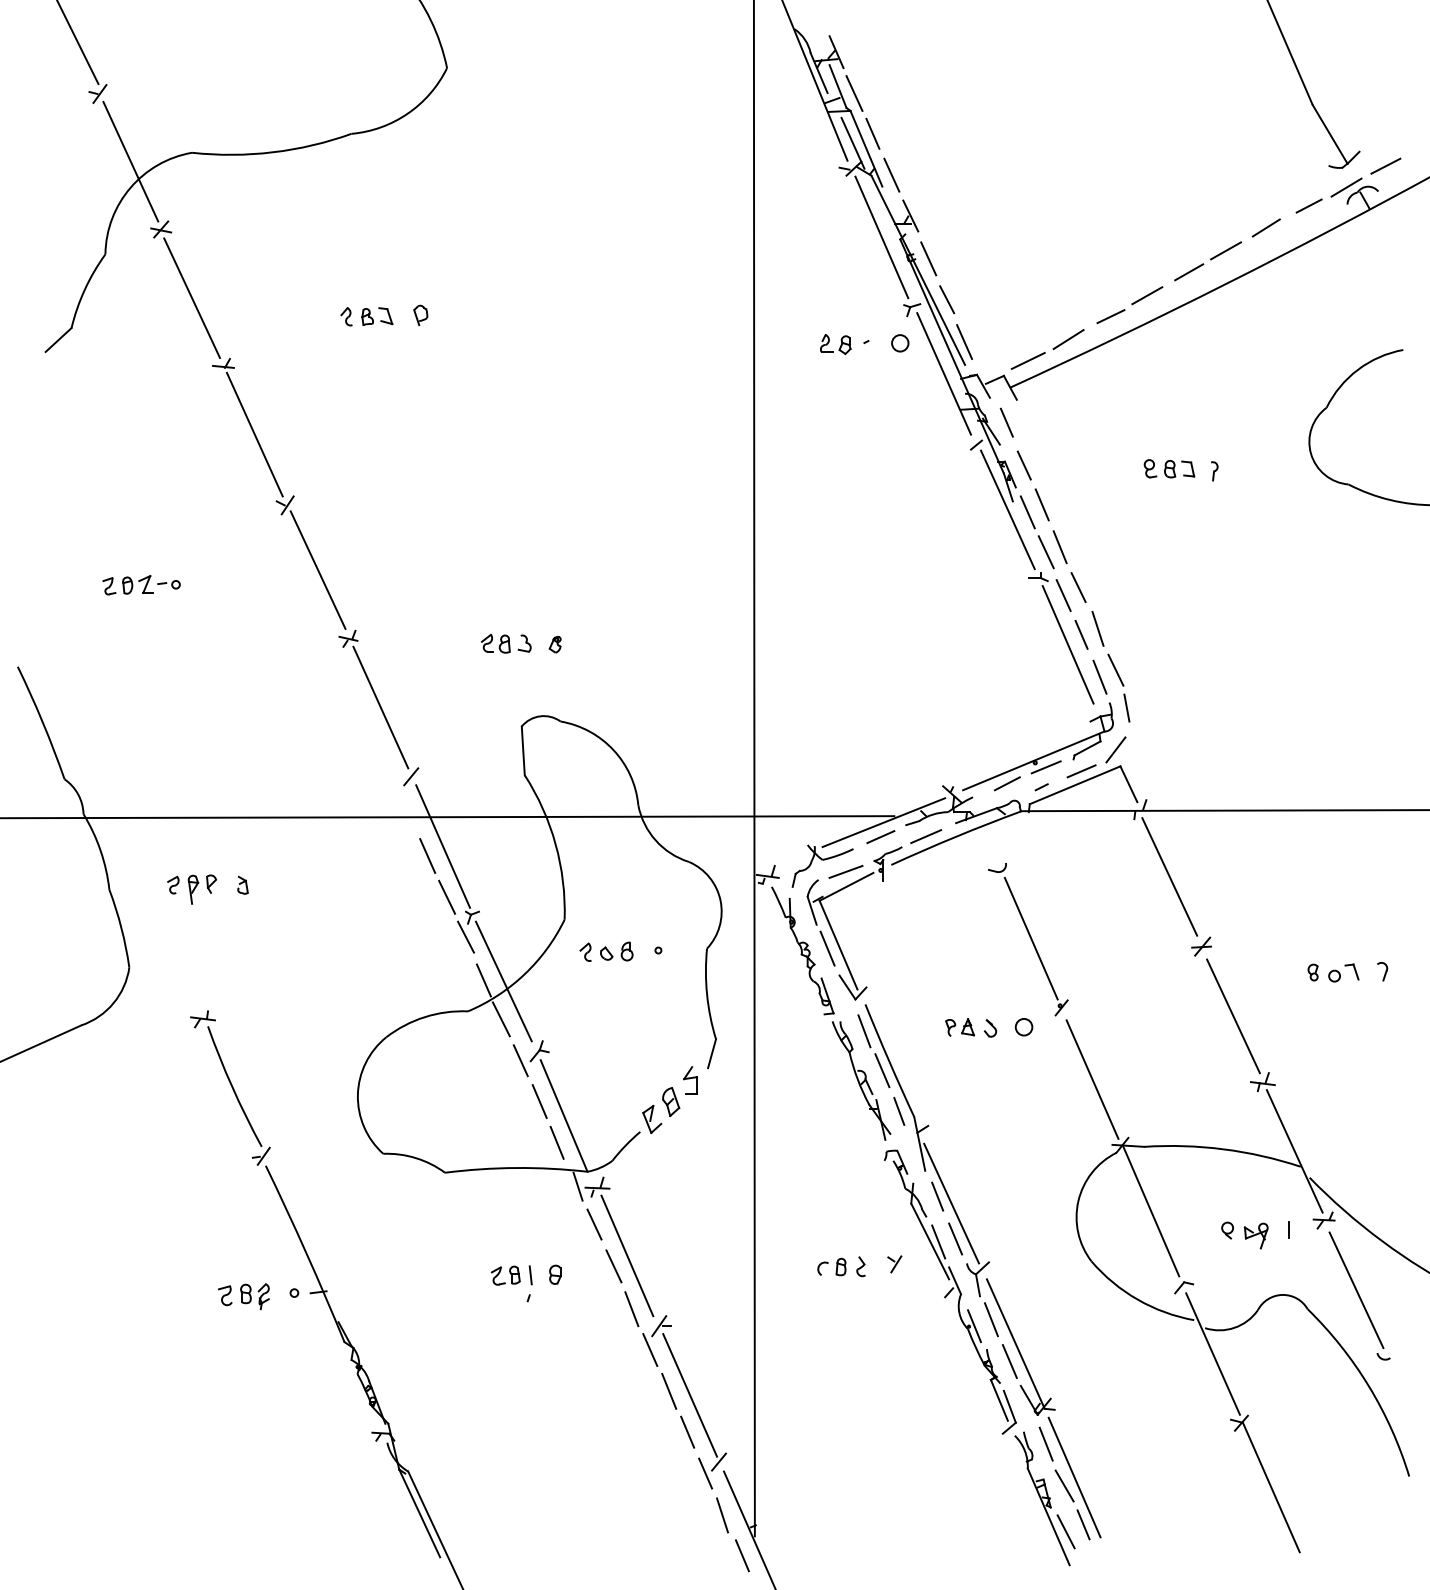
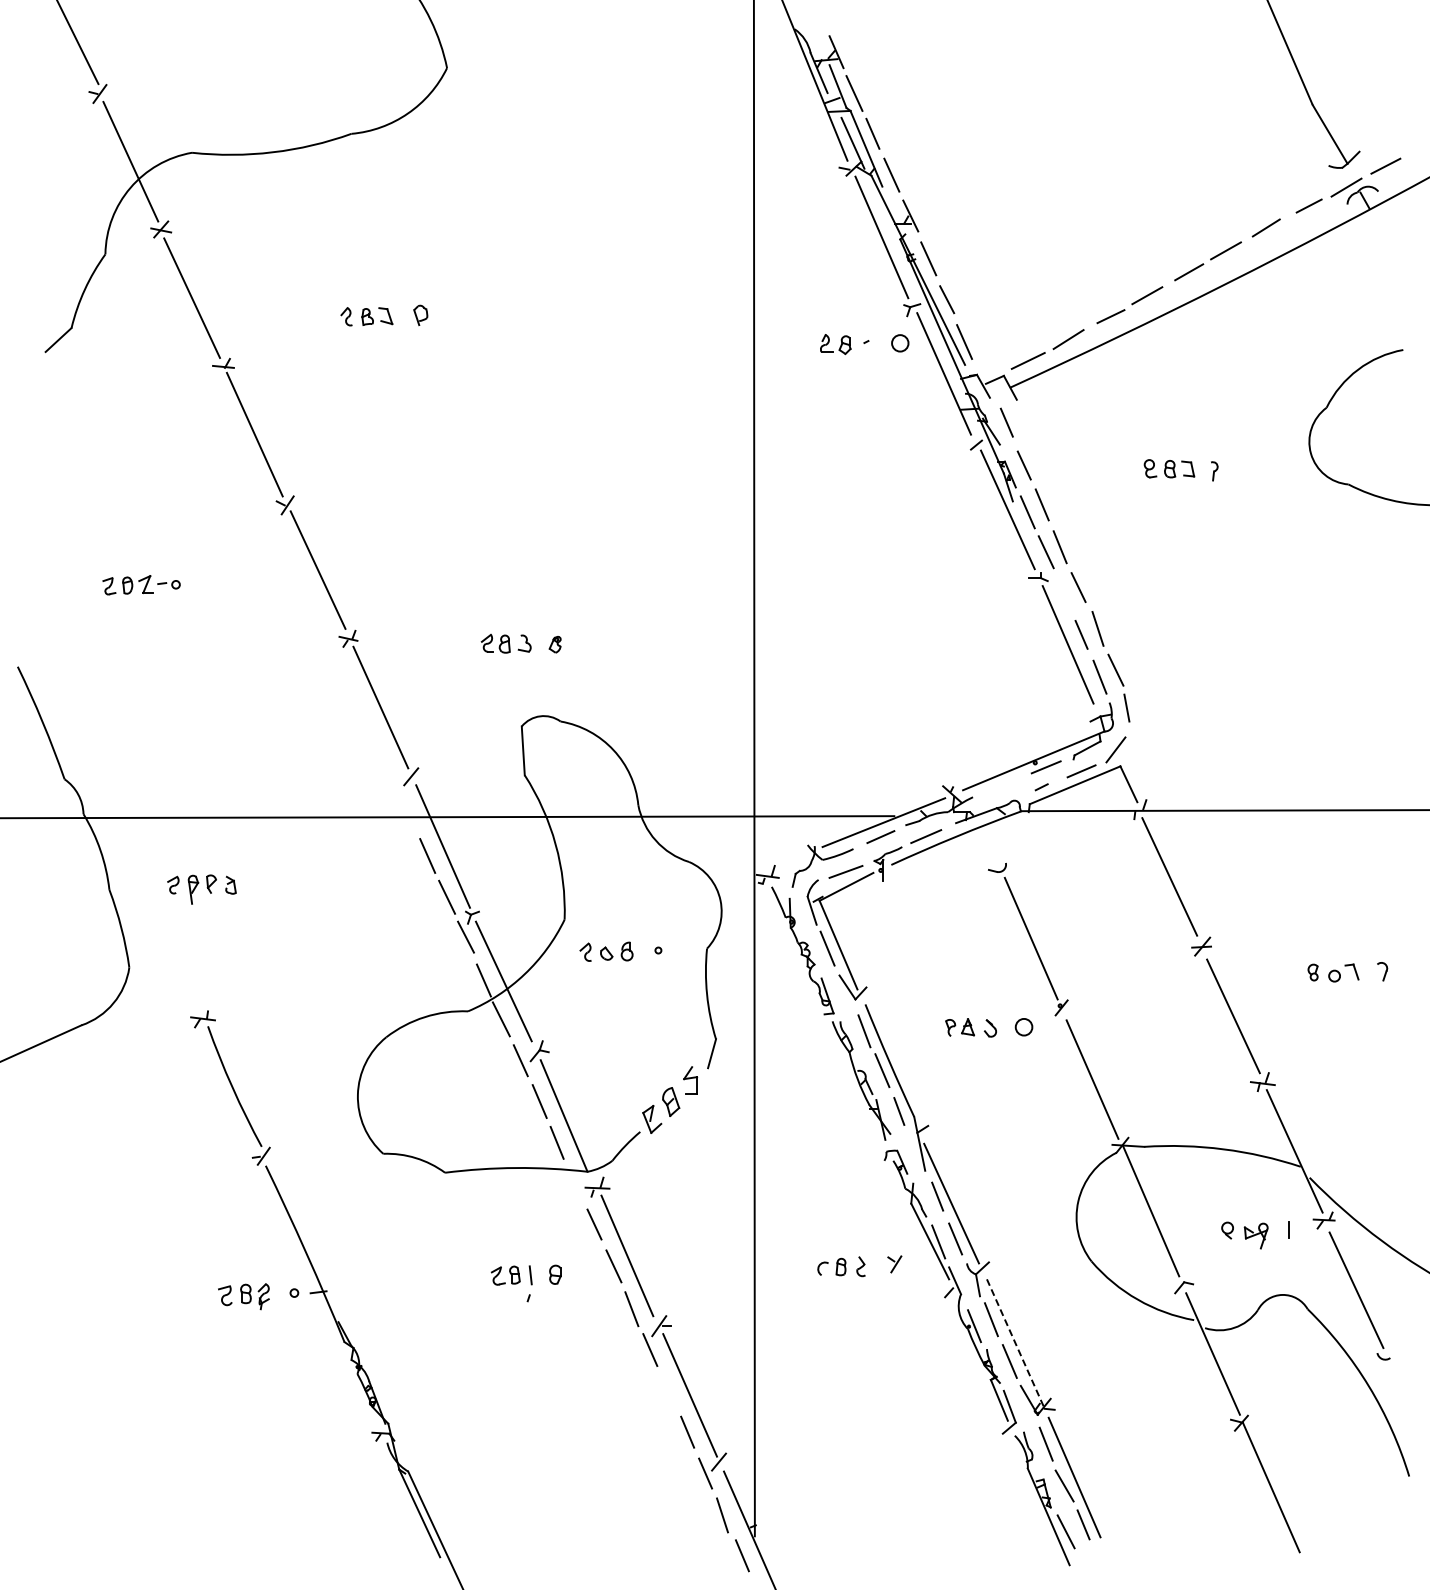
line: present -> none (1063, 595)
line: present -> none (1006, 783)
part position: (242, 884) -> (230, 884) (230, 884)
line: present -> none (577, 1186)
line: solid -> dashed (1015, 1344)
line: present -> none (669, 1390)
